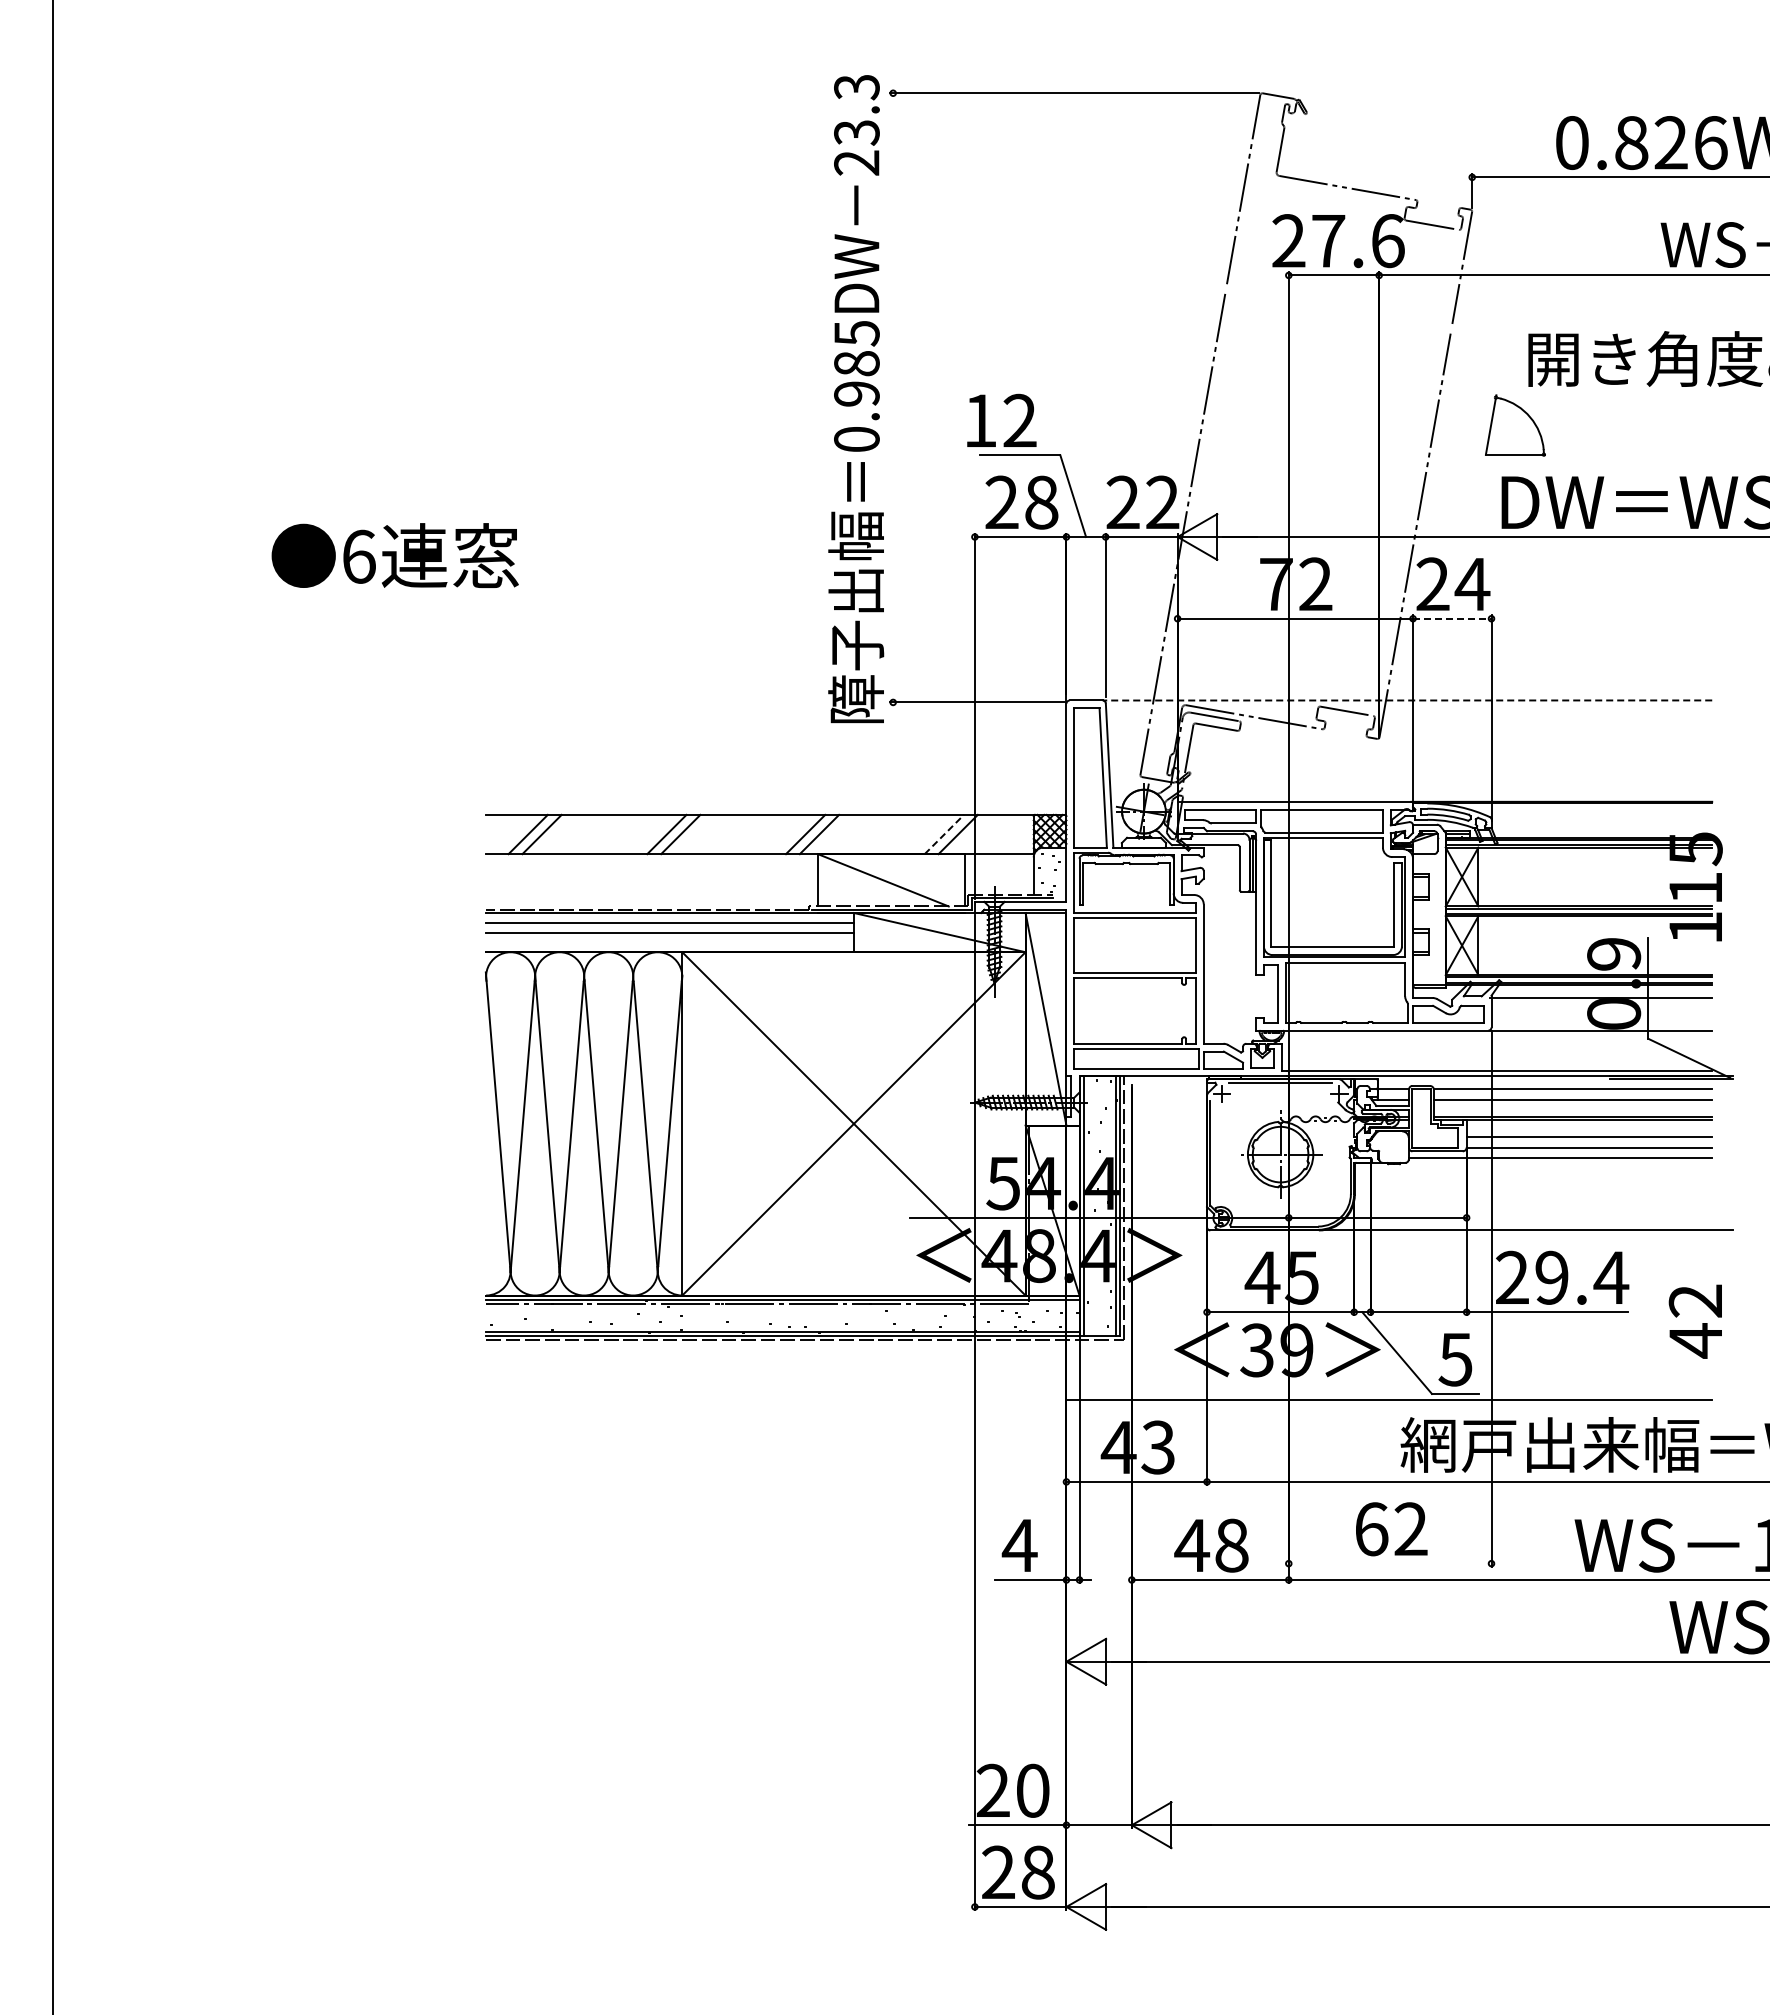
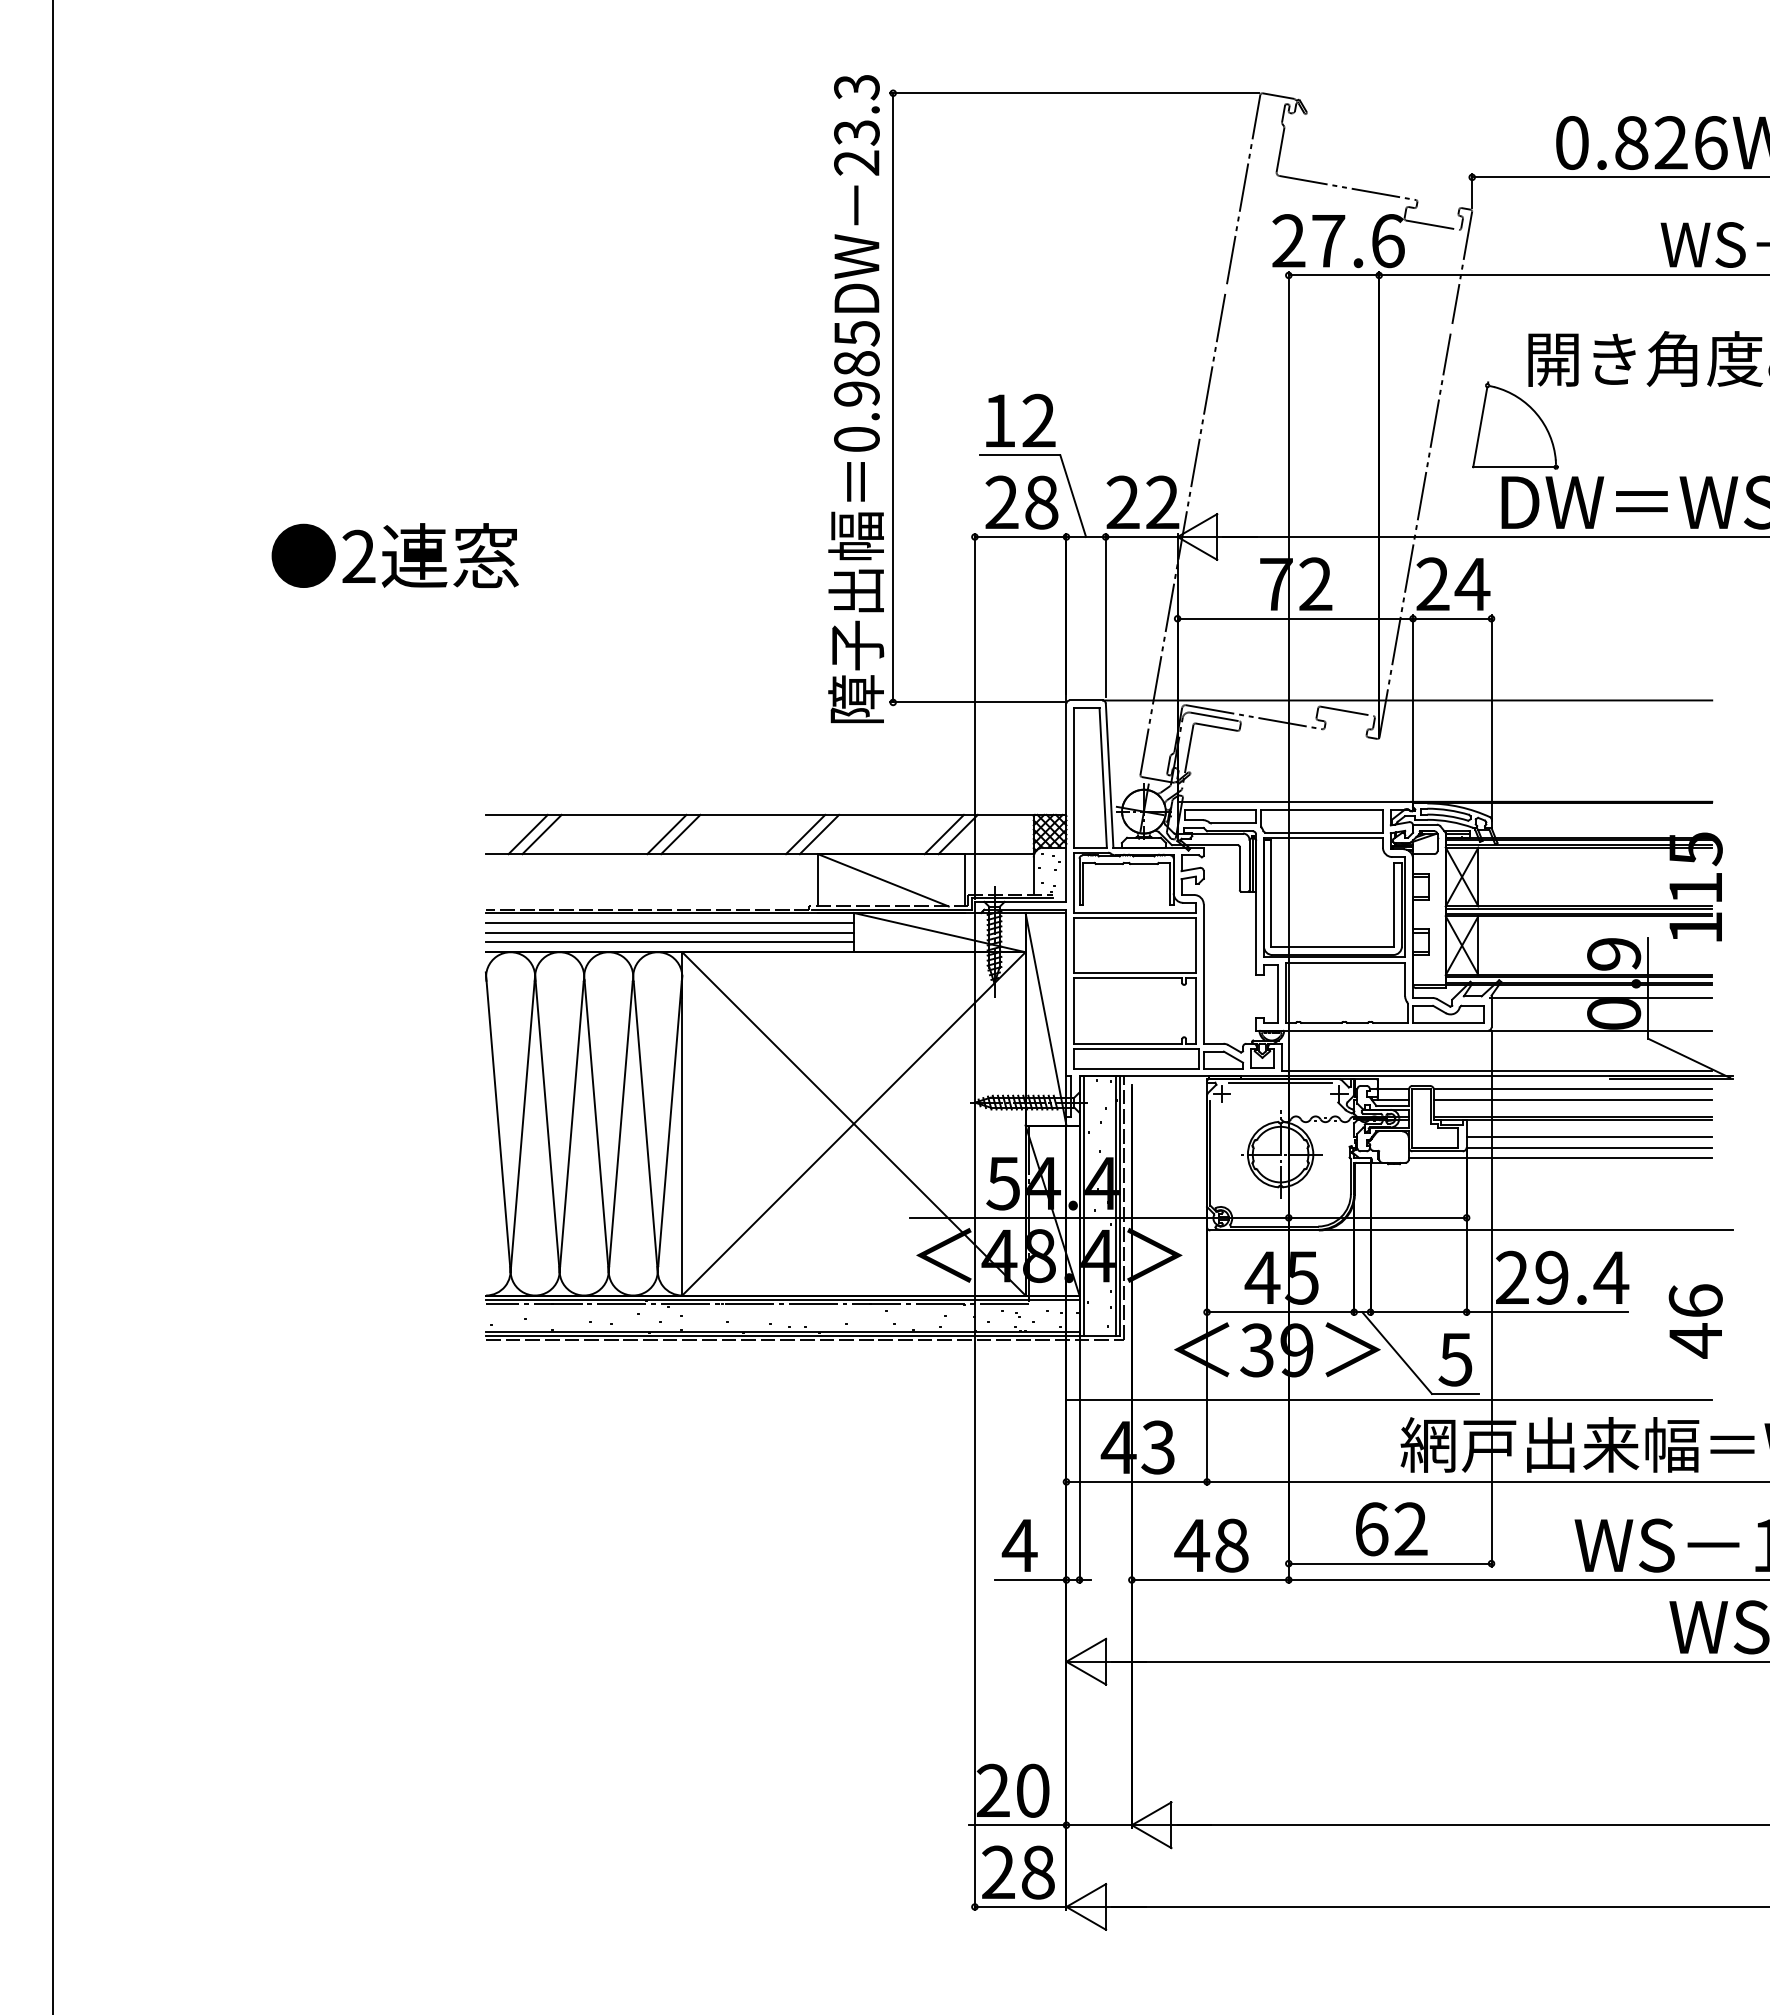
line: none -> present (893, 397)
text position: (1001, 419) -> (1020, 419) (1020, 419)
part size: 61x63 px -> 87x89 px (1515, 425)
text: 6 -> 2 (358, 556)
line: dashed -> solid (1452, 618)
line: dashed -> solid (1407, 700)
line: dashed -> solid (944, 834)
line: none -> present (669, 942)
text: 42 -> 46 (1695, 1300)
line: none -> present (1389, 1563)
